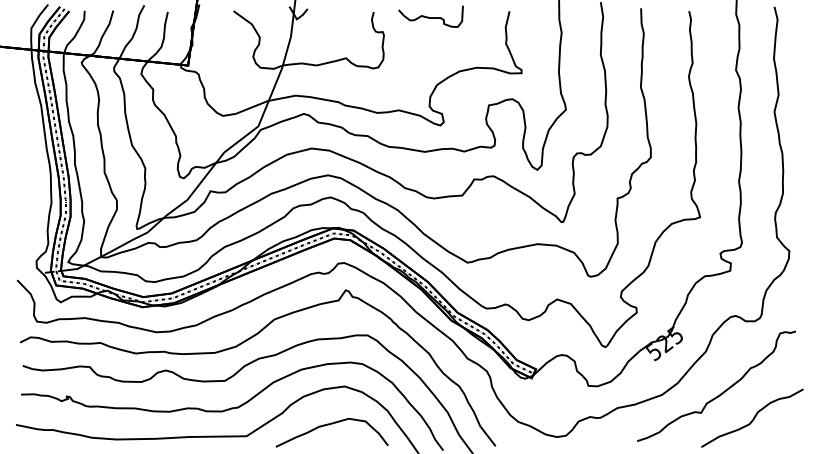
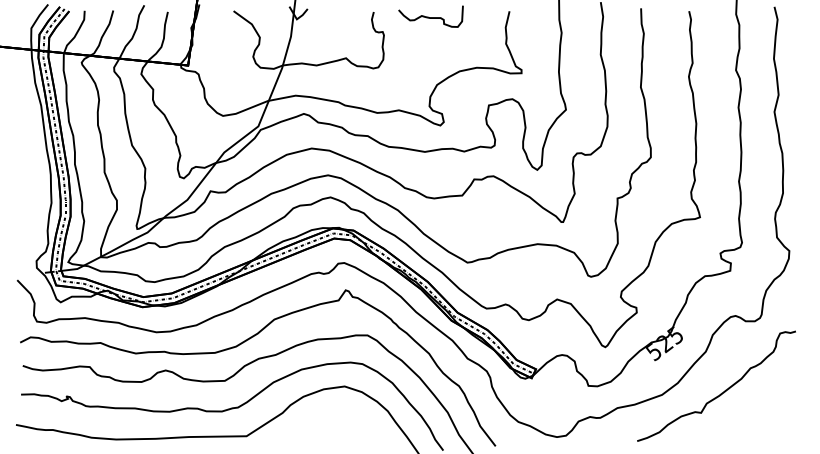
curve: present -> none (753, 417)
curve: present -> none (329, 425)
